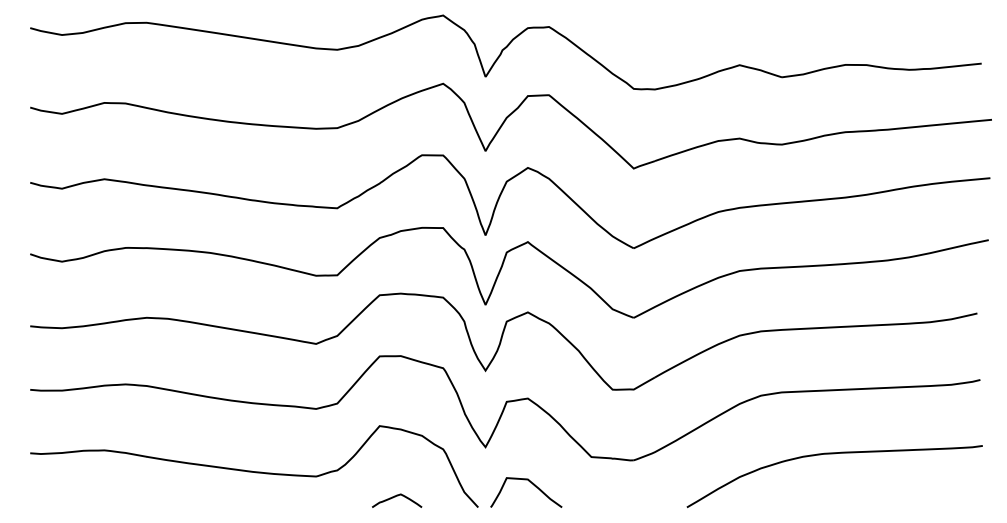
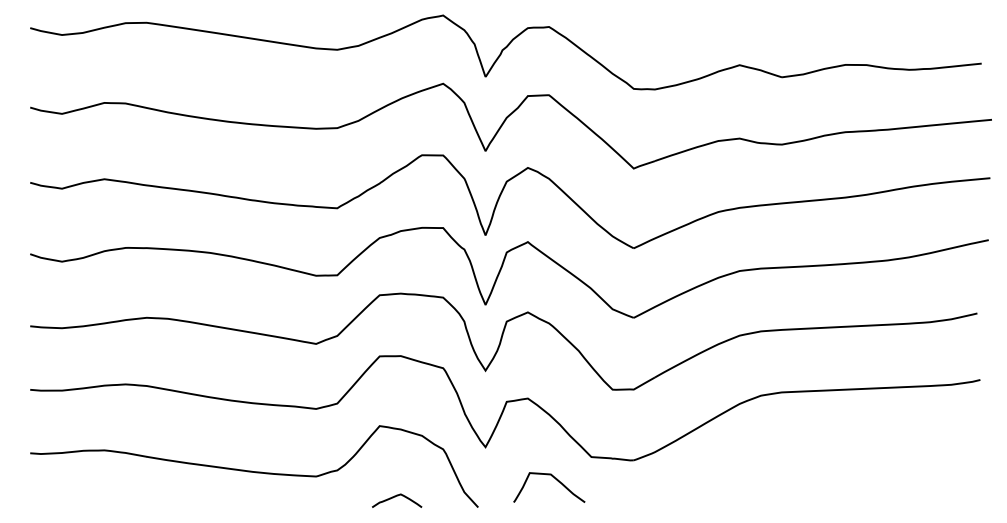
curve: present -> none (834, 454)
curve position: (533, 485) -> (556, 480) (556, 480)
